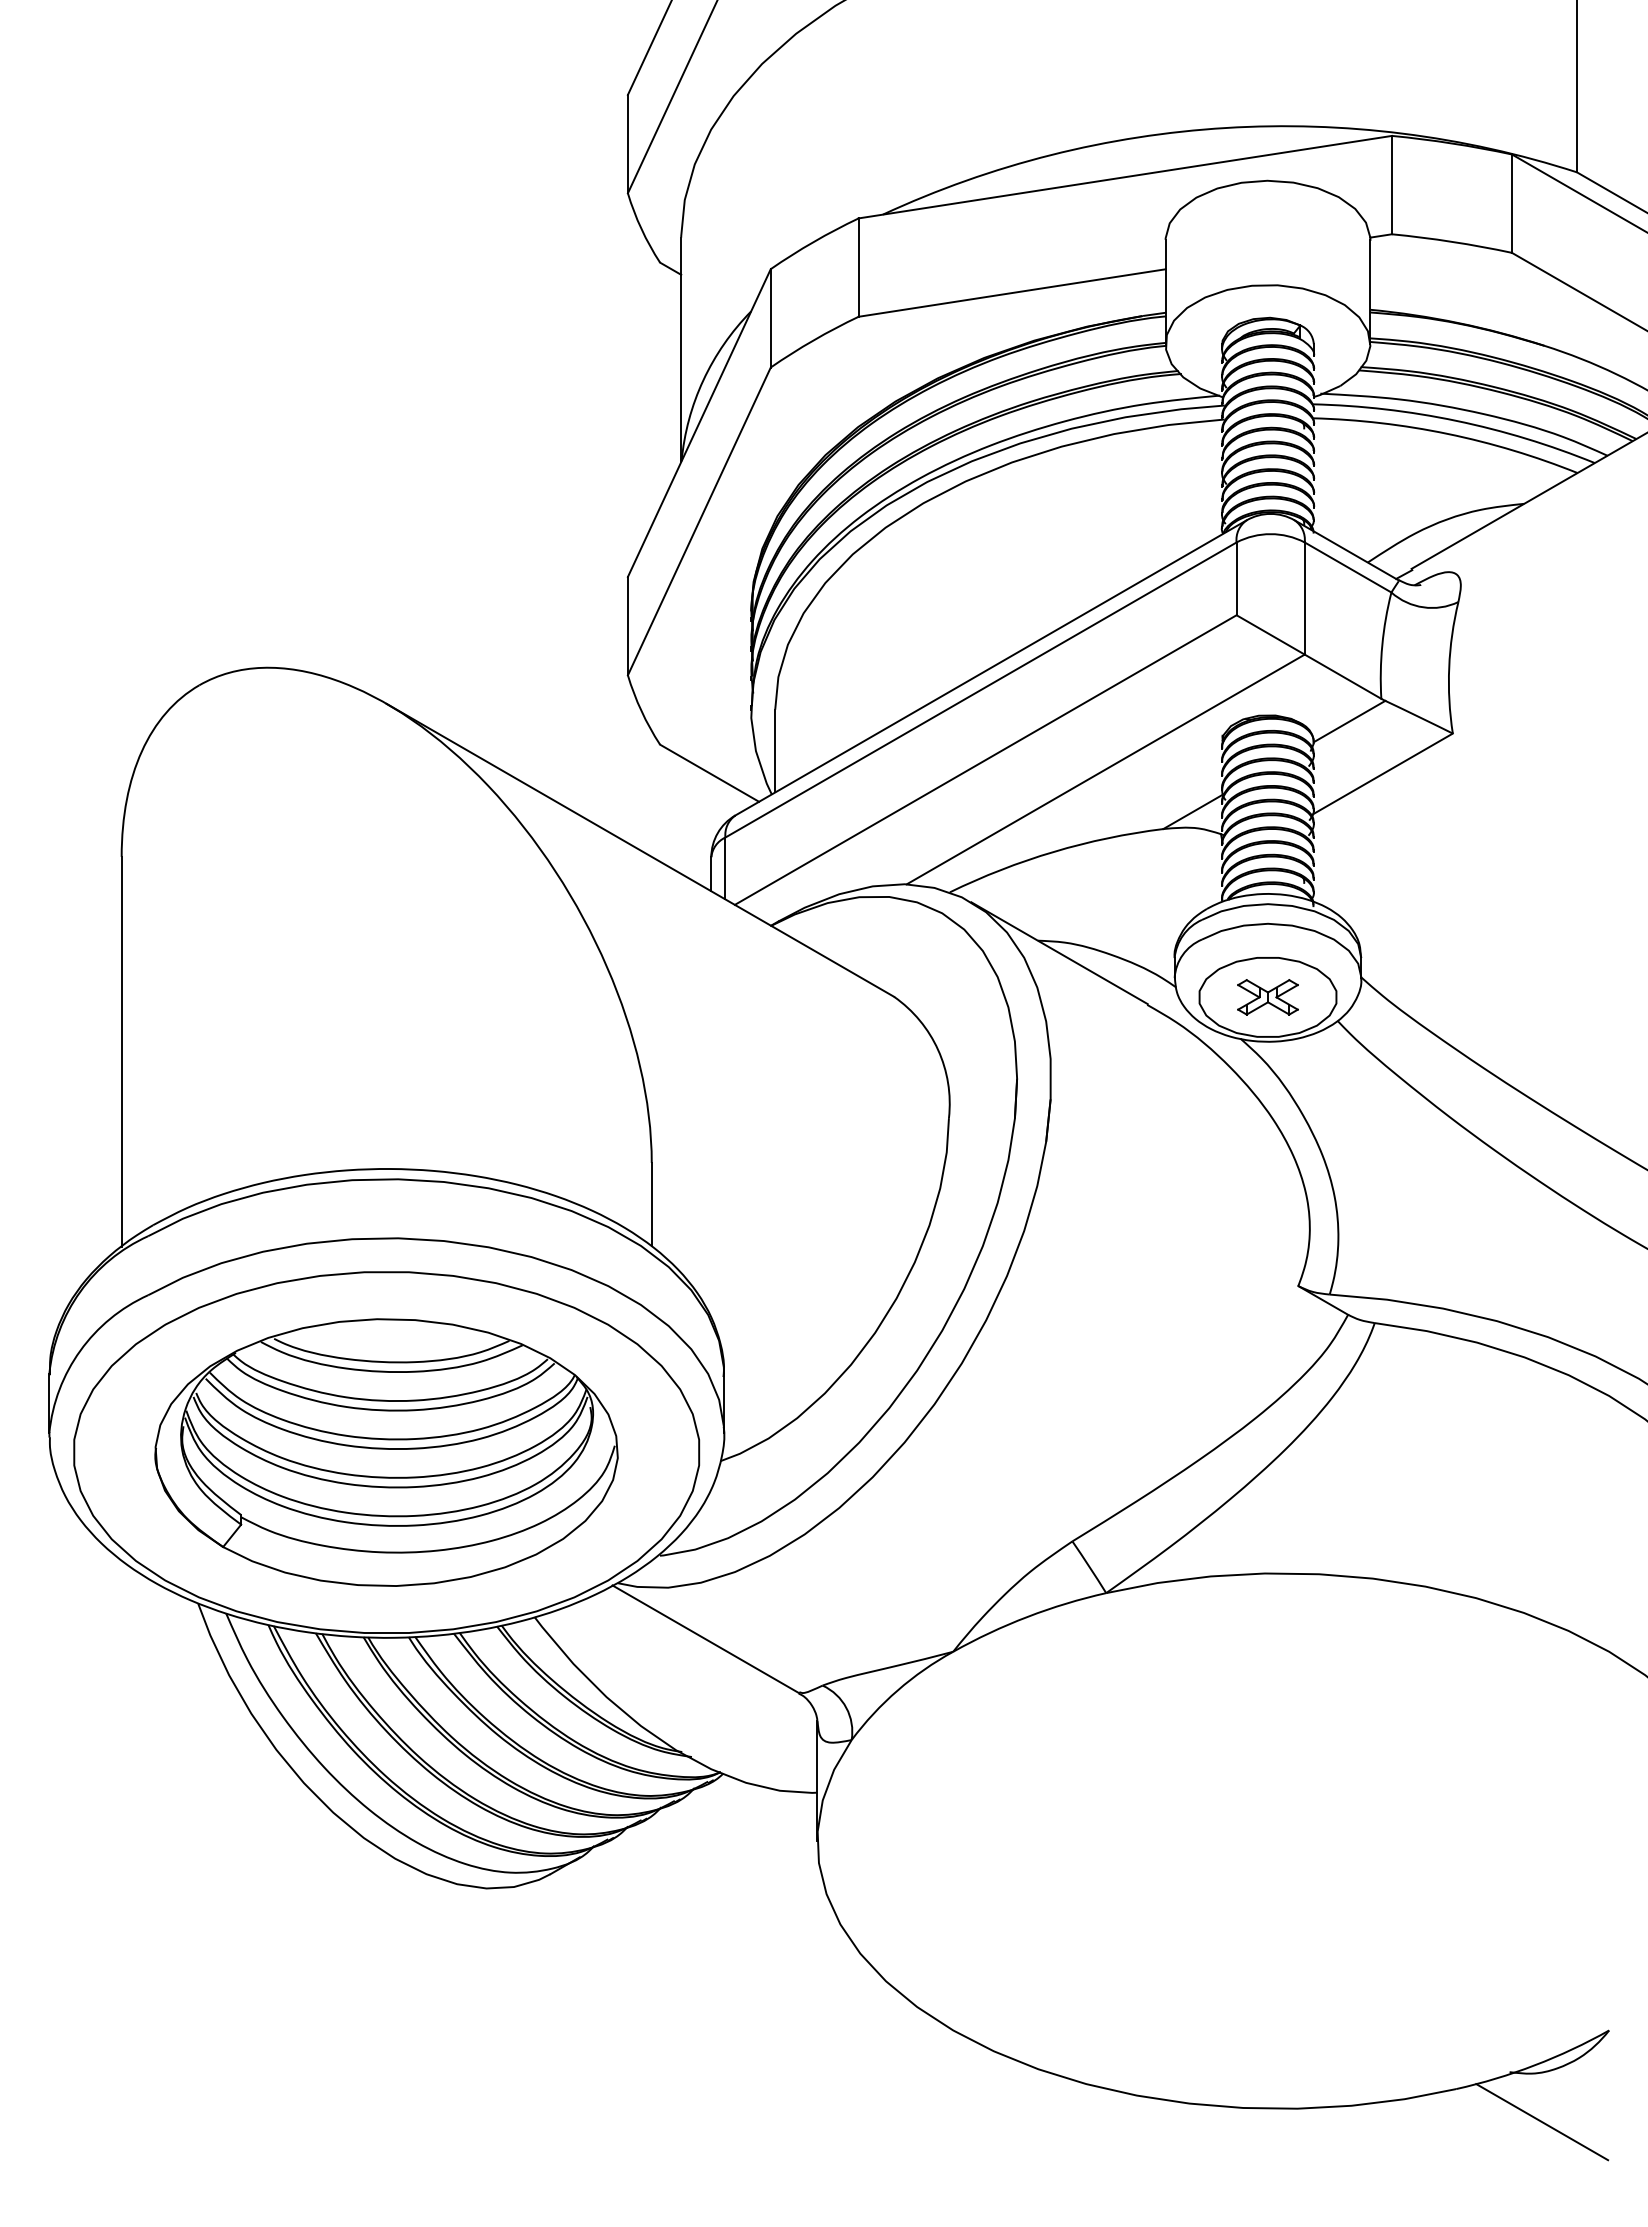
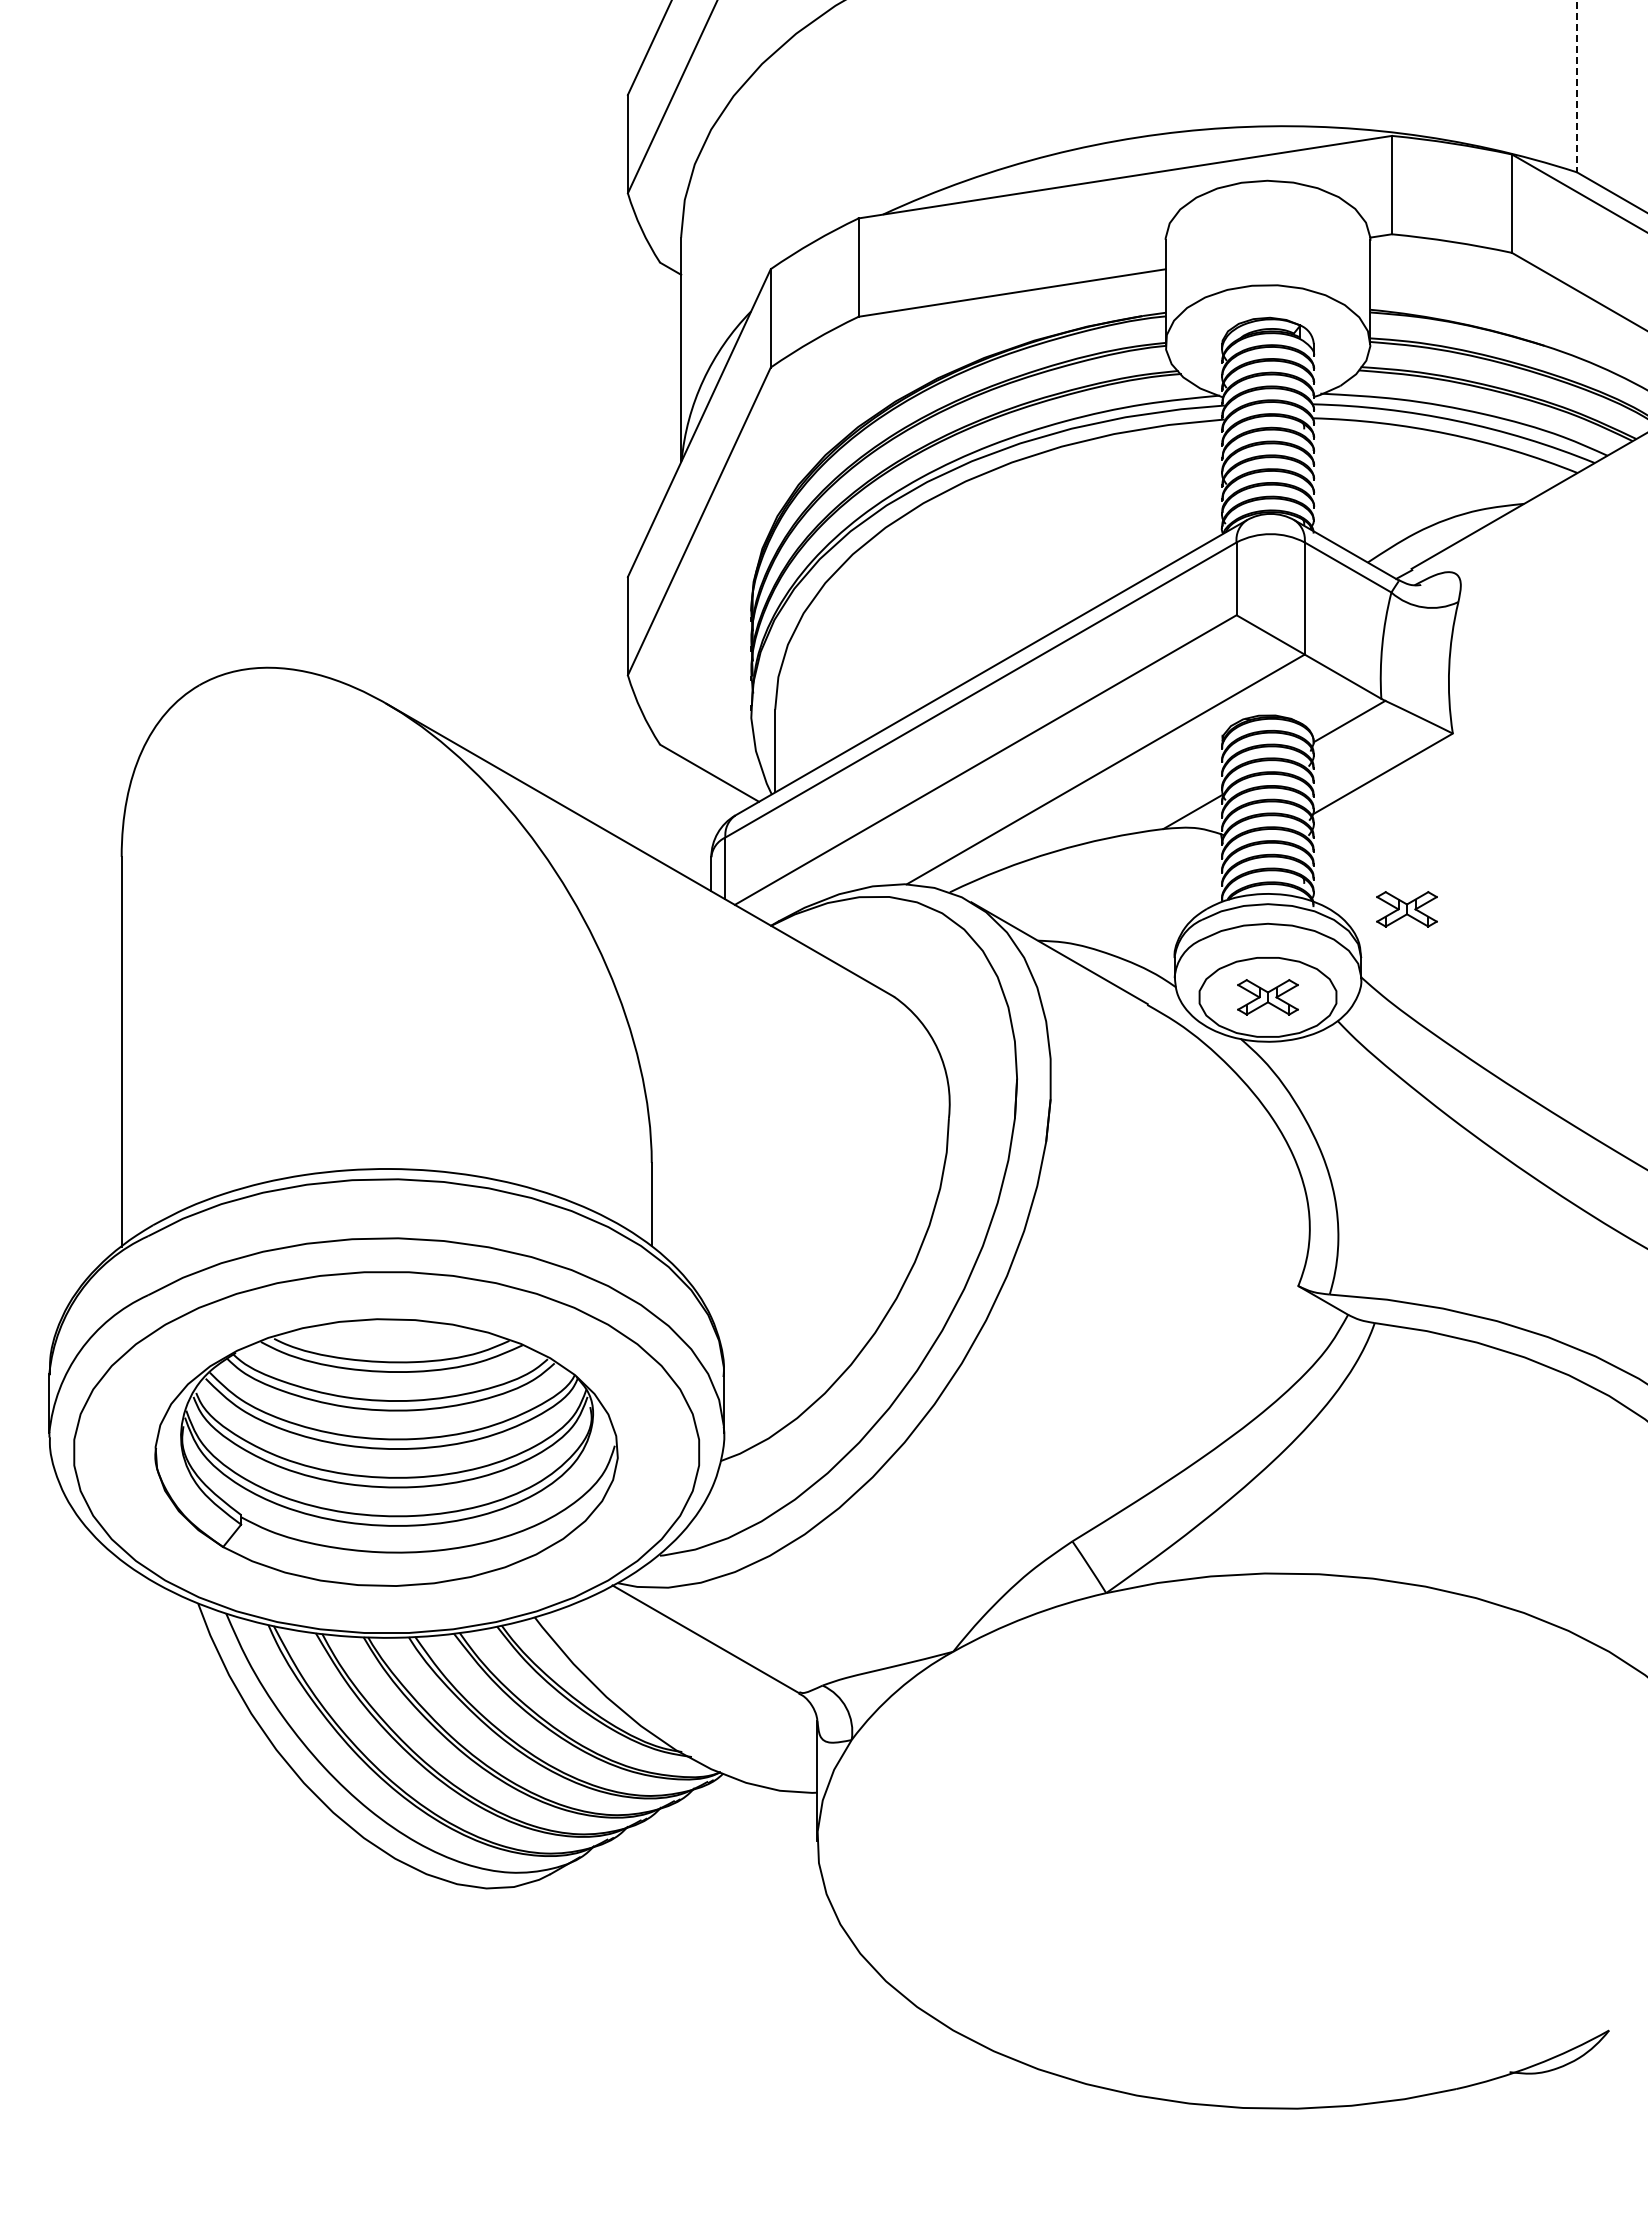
line: solid -> dashed (1577, 86)
part: none -> present (1406, 909)
line: present -> none (1542, 2122)
